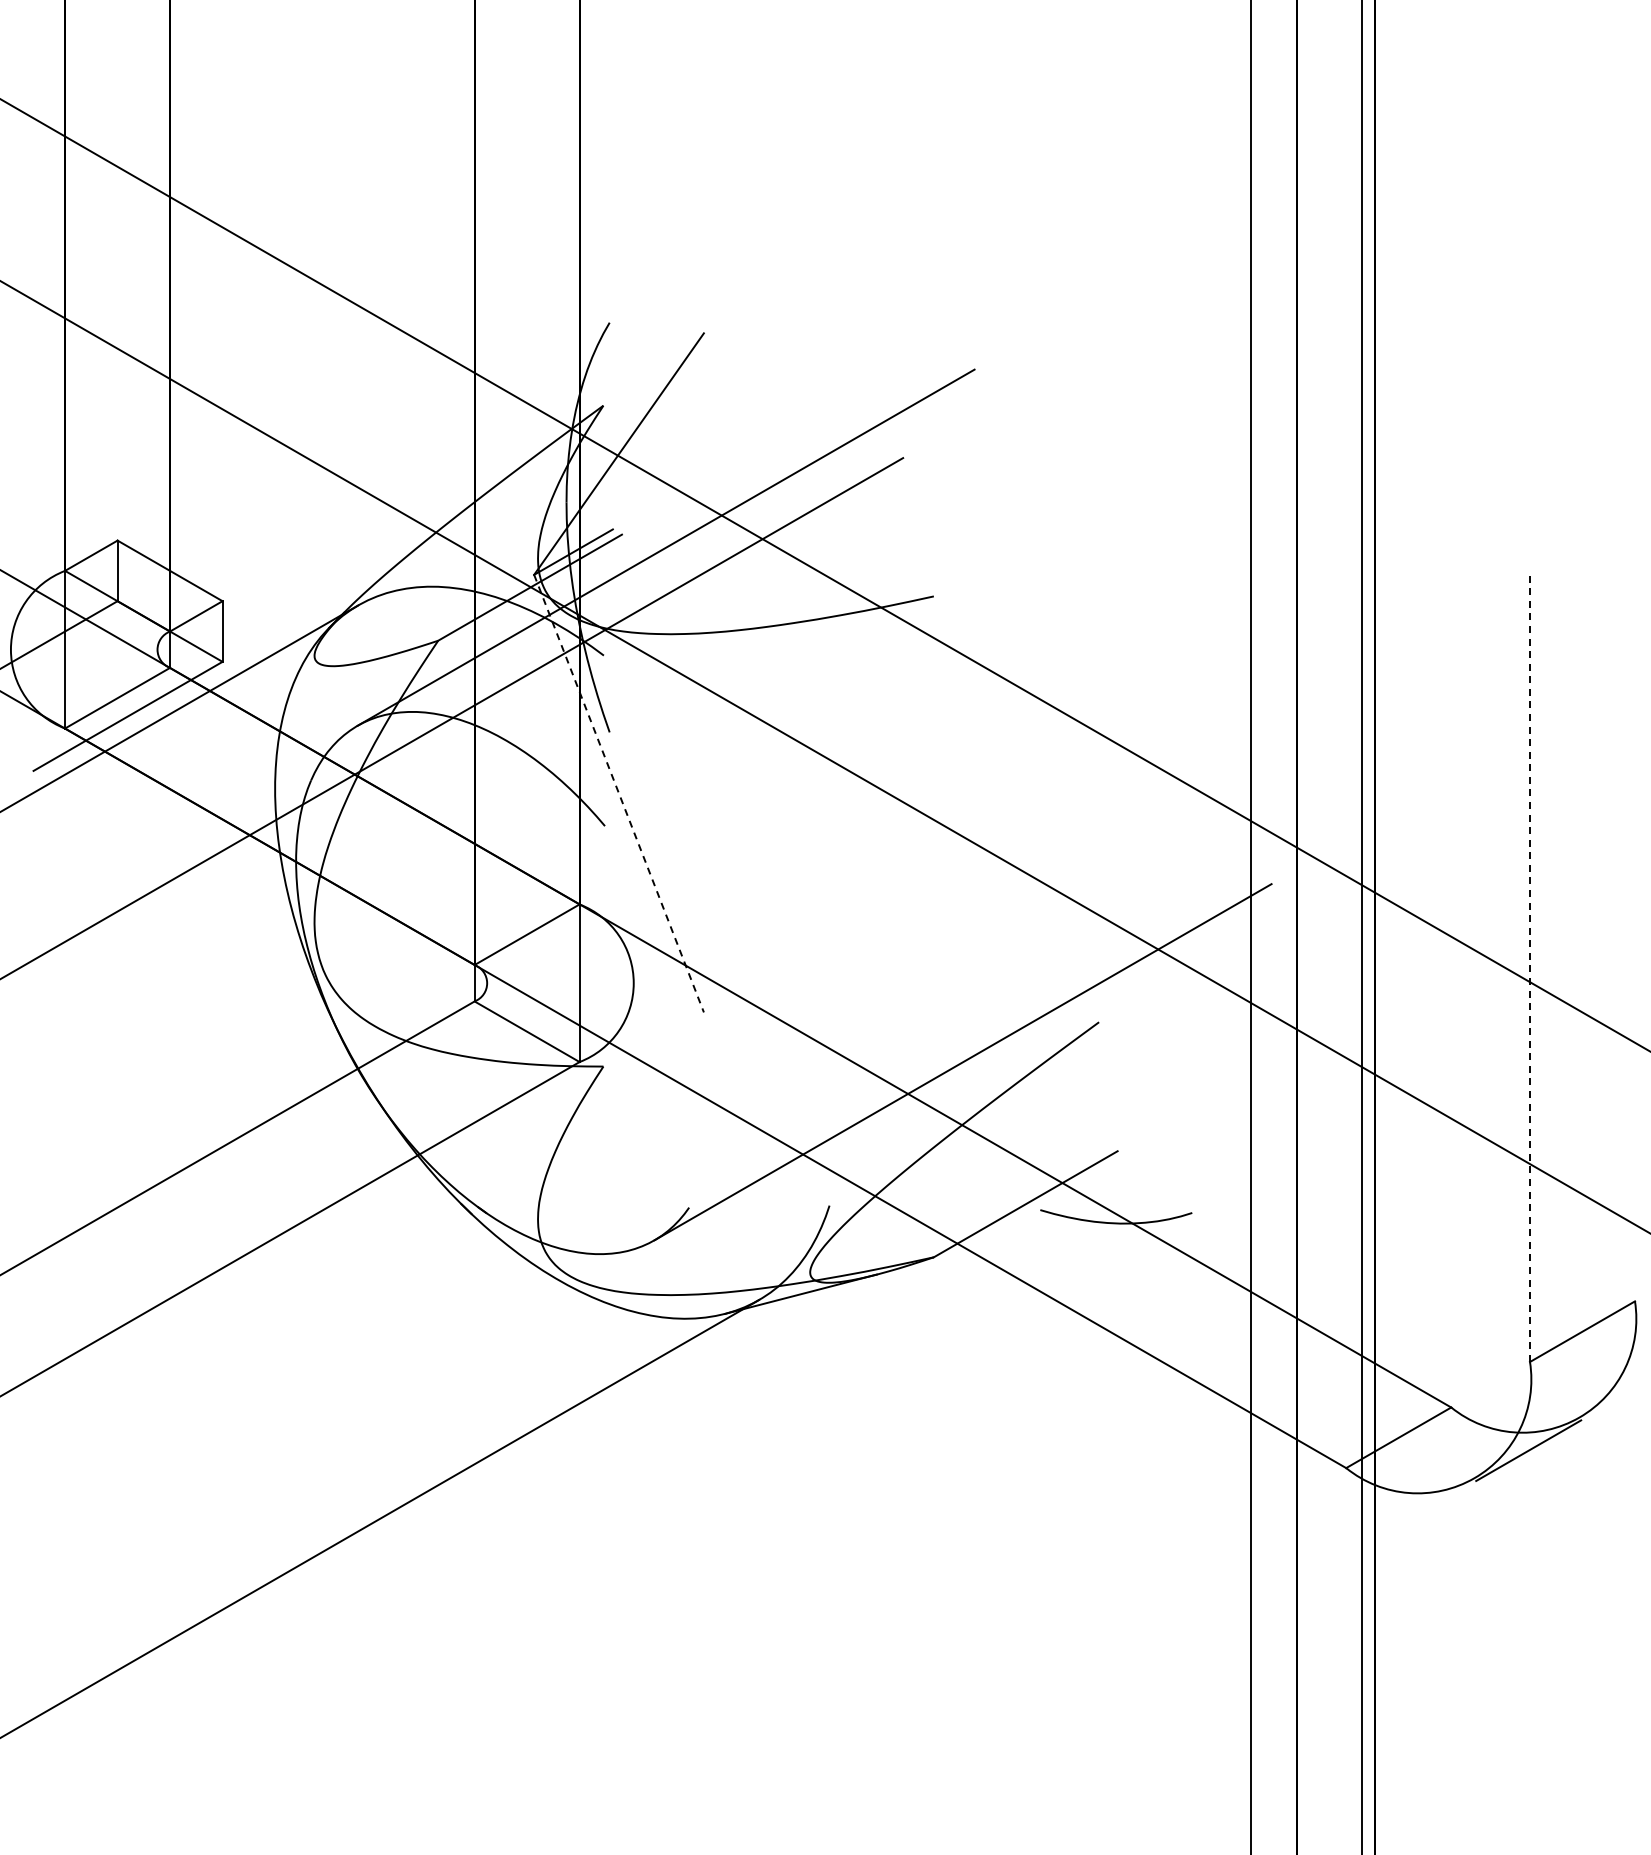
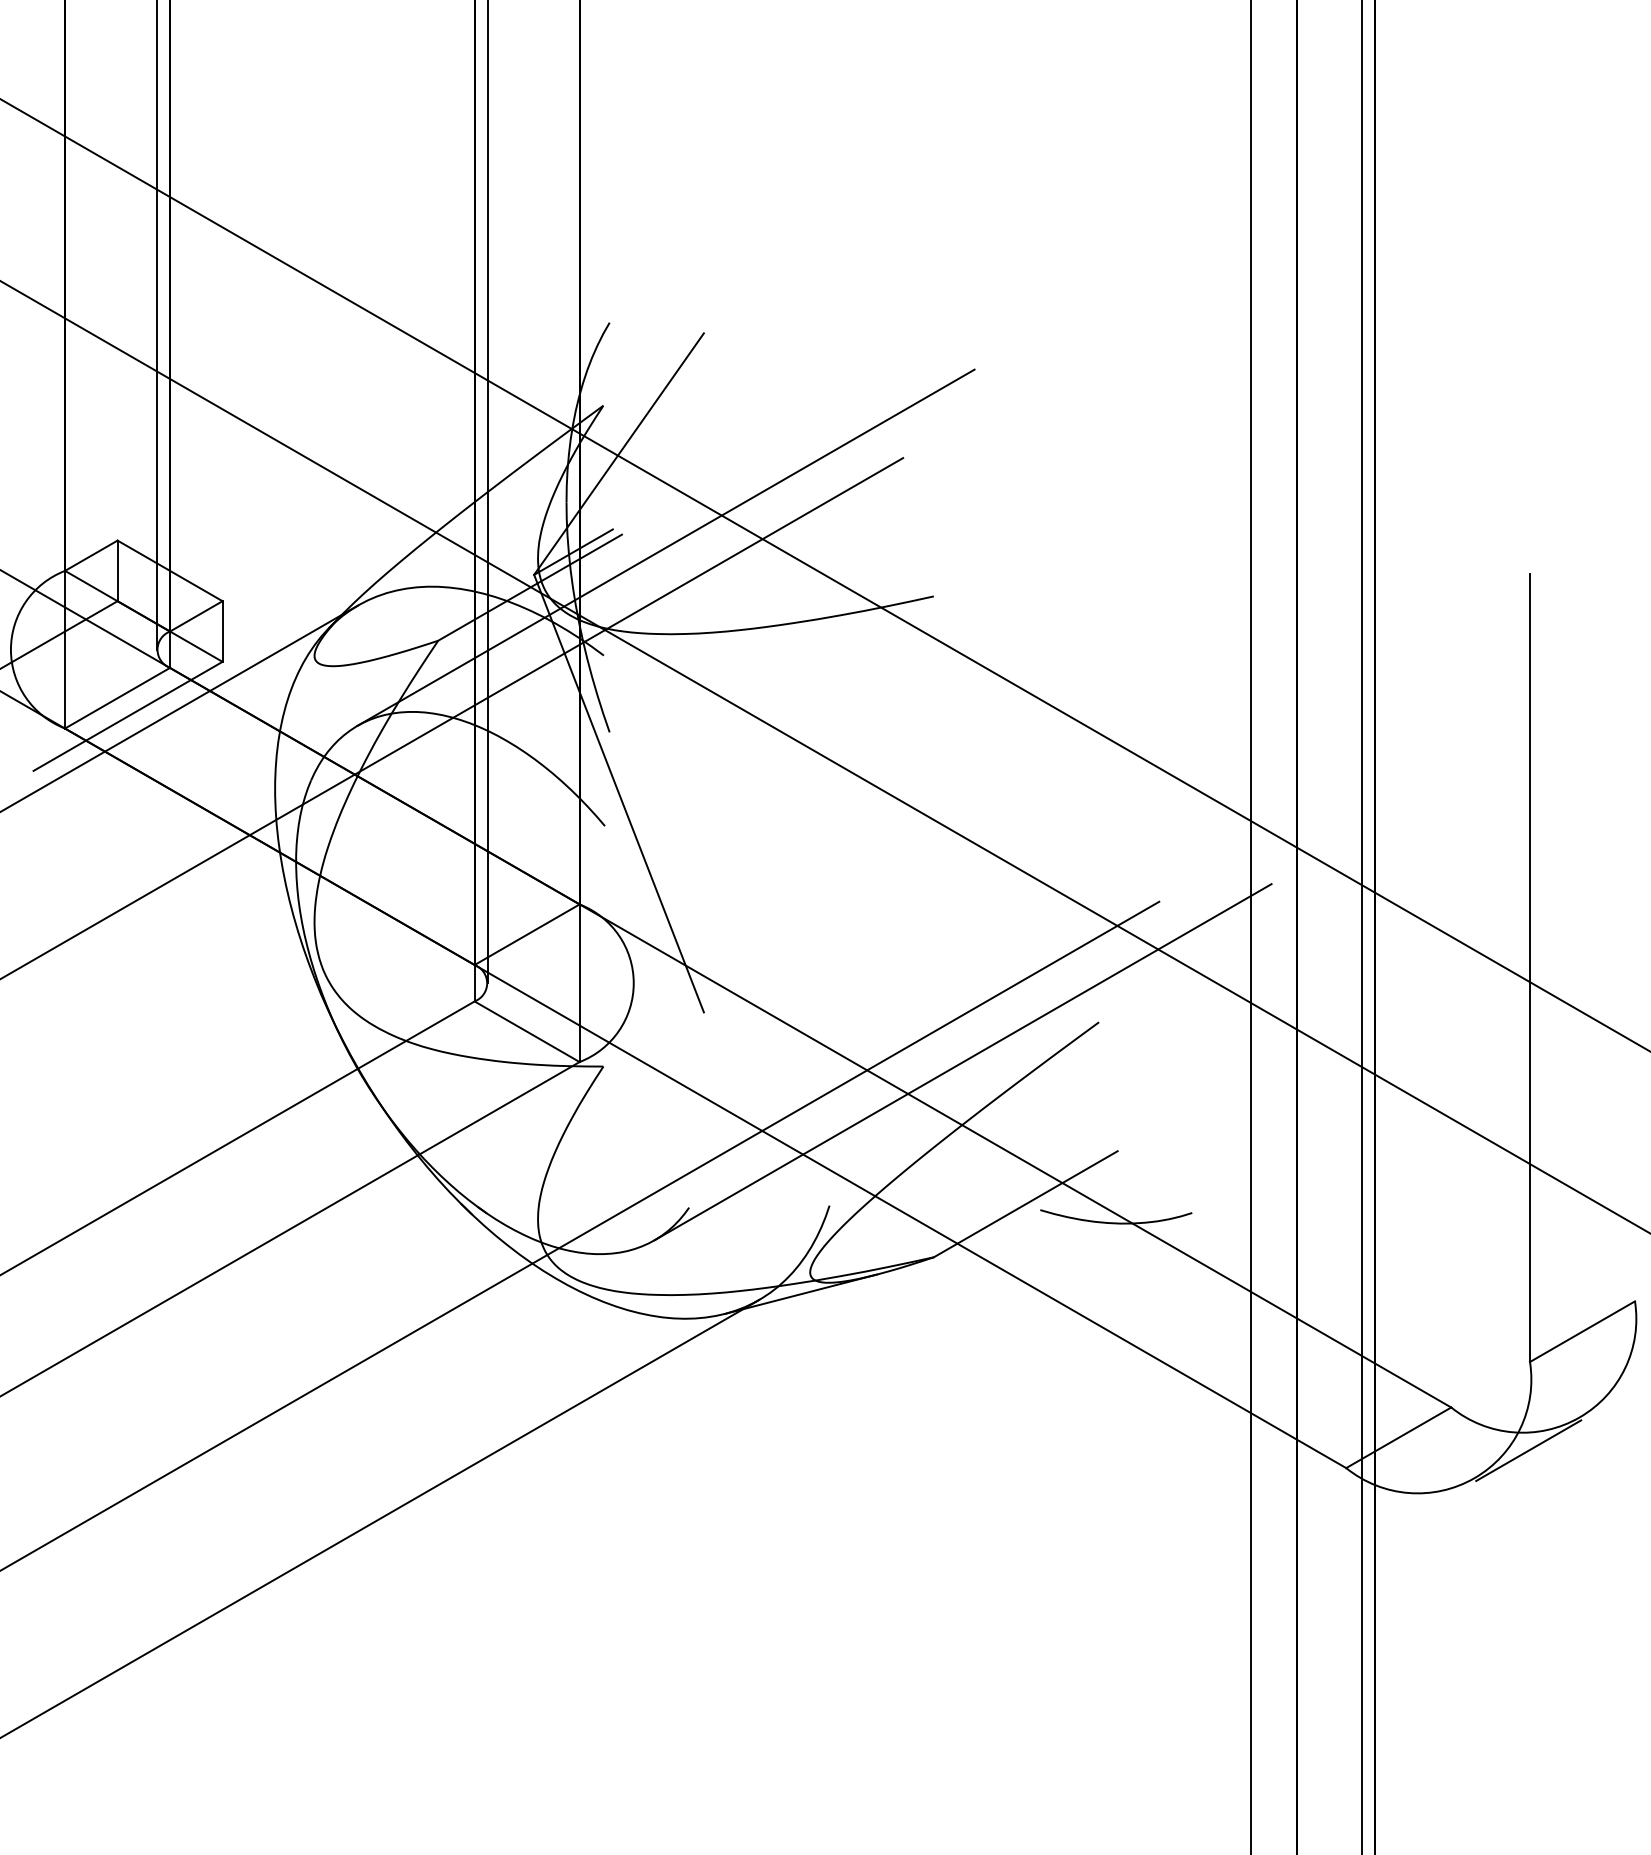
line: none -> present (157, 325)
line: none -> present (487, 492)
line: dashed -> solid (619, 793)
line: dashed -> solid (1530, 967)
line: none -> present (580, 1235)
